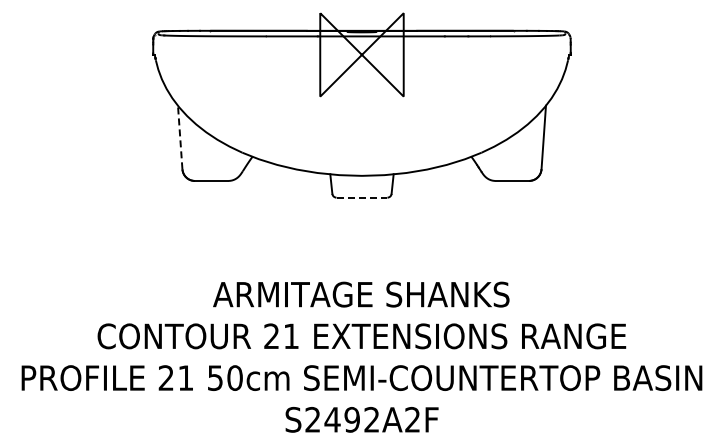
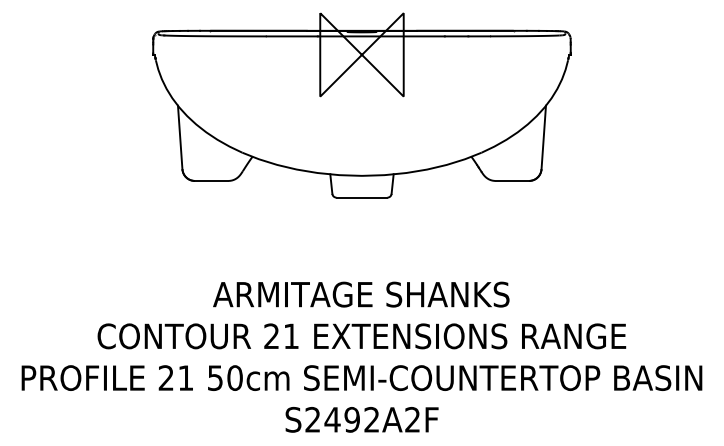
line: dashed -> solid (180, 137)
line: dashed -> solid (362, 197)
